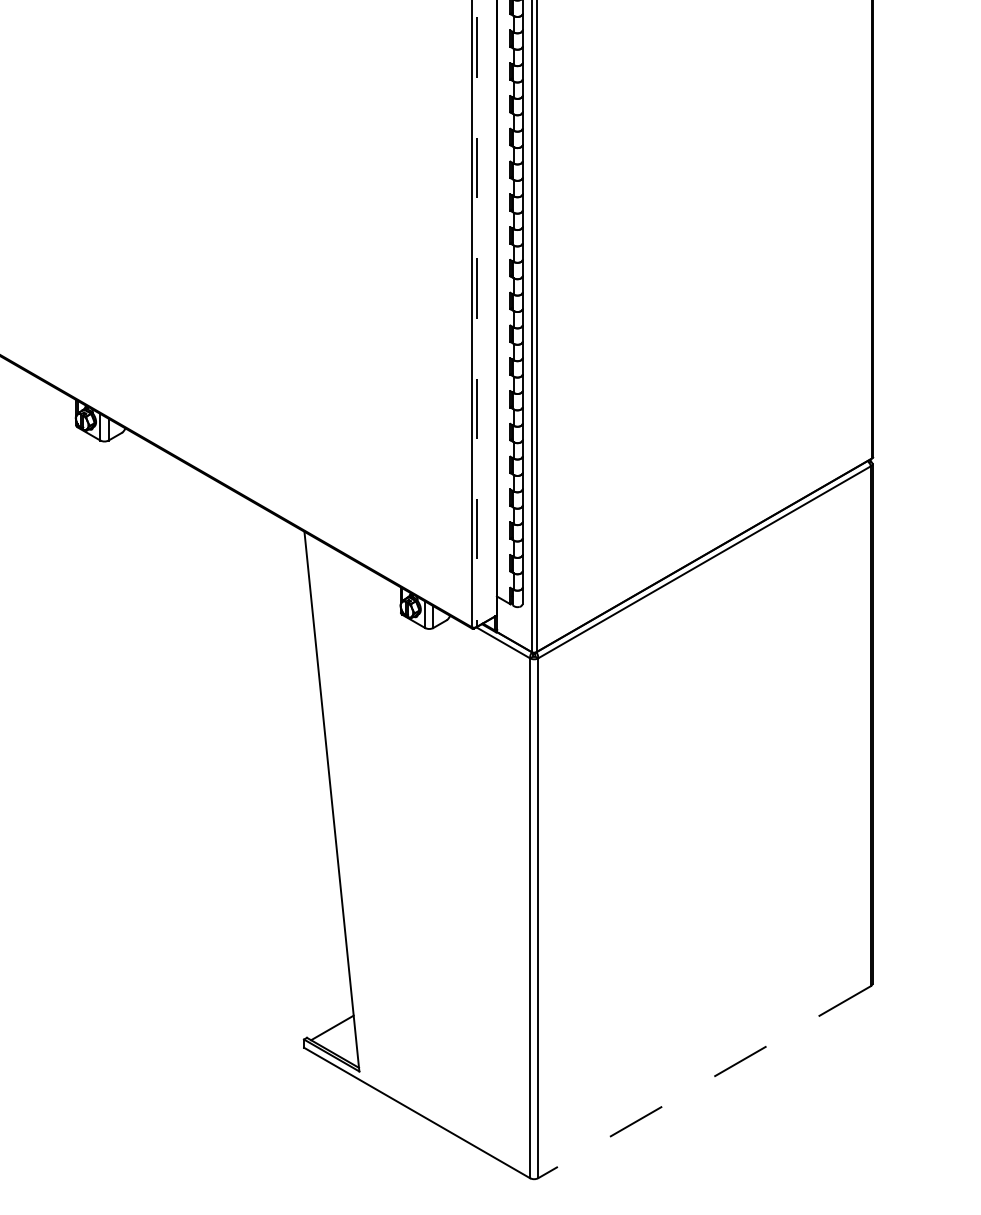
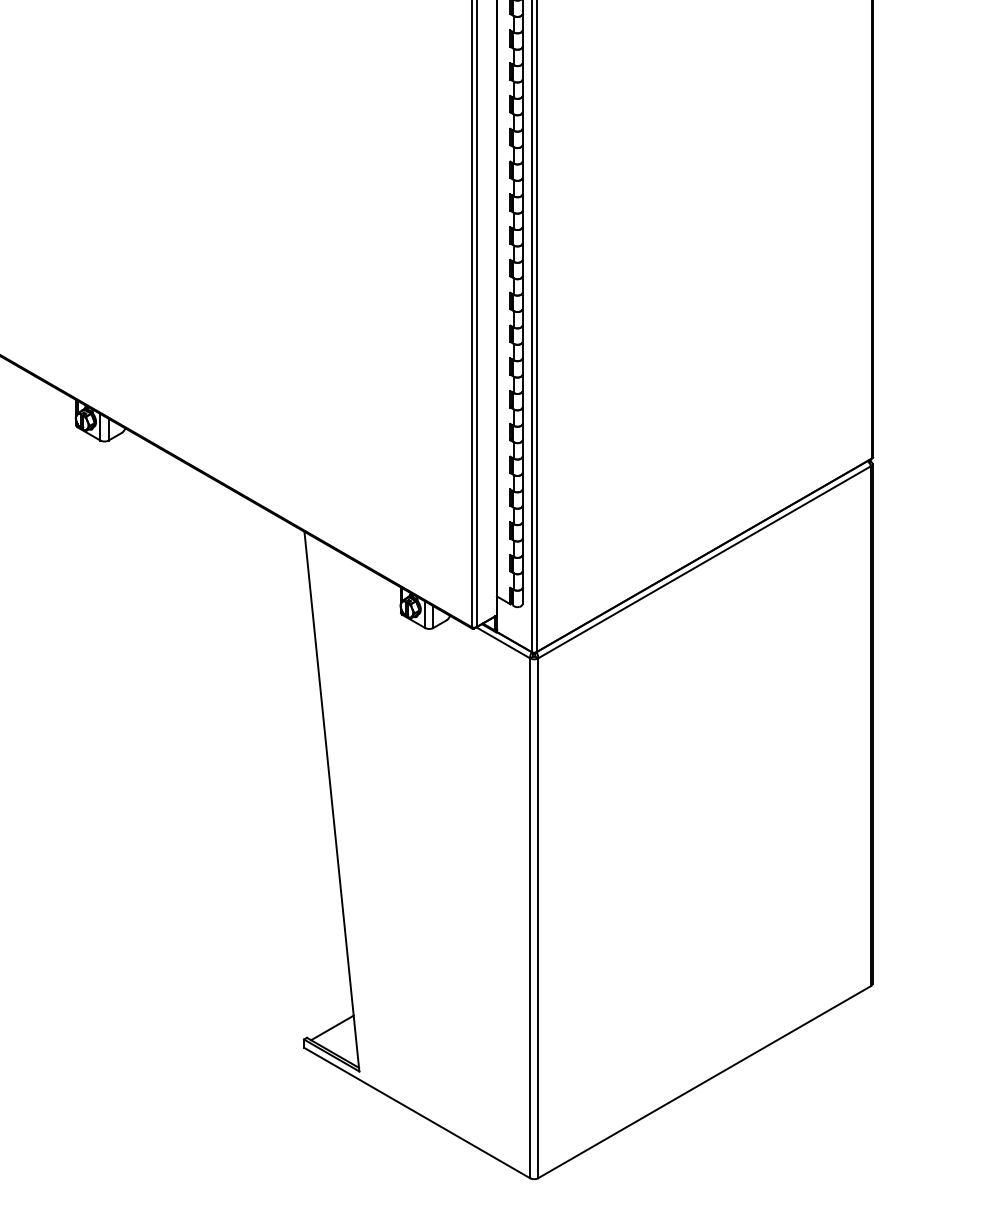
line: dashed -> solid (476, 314)
line: dashed -> solid (704, 1082)
